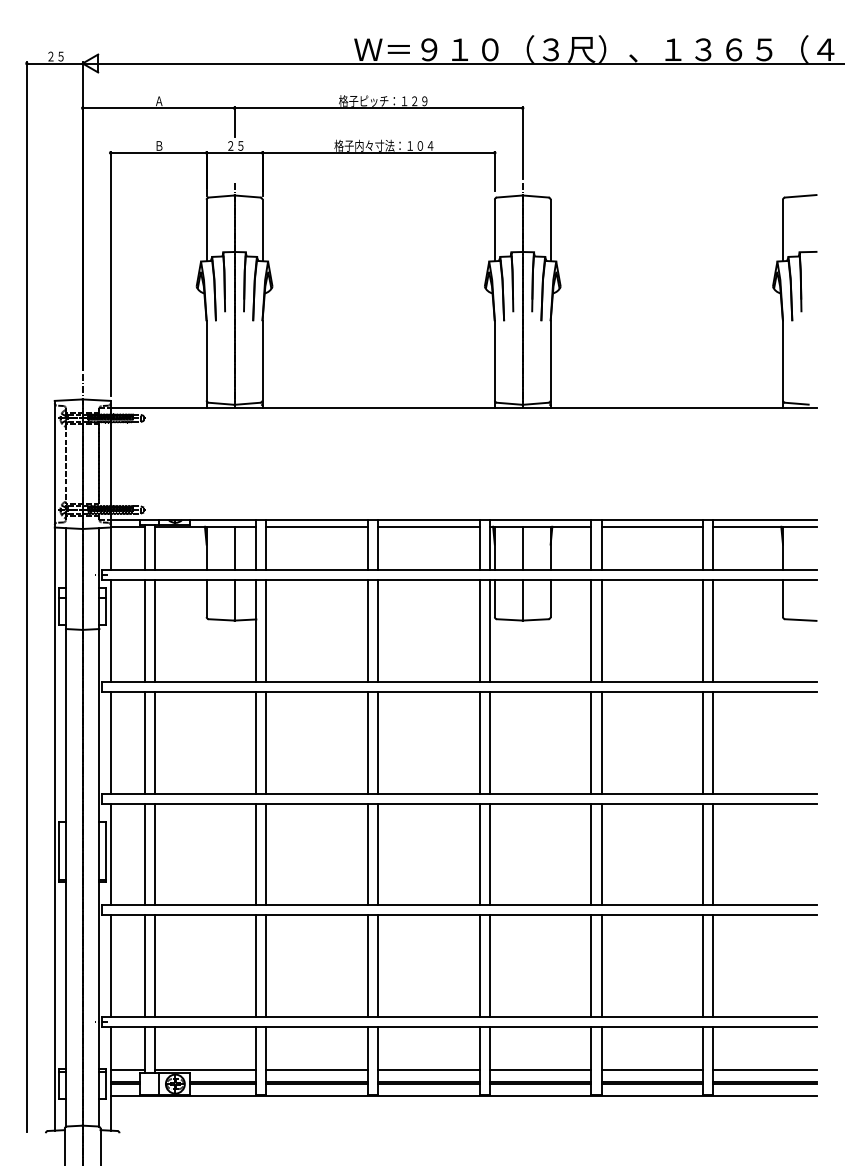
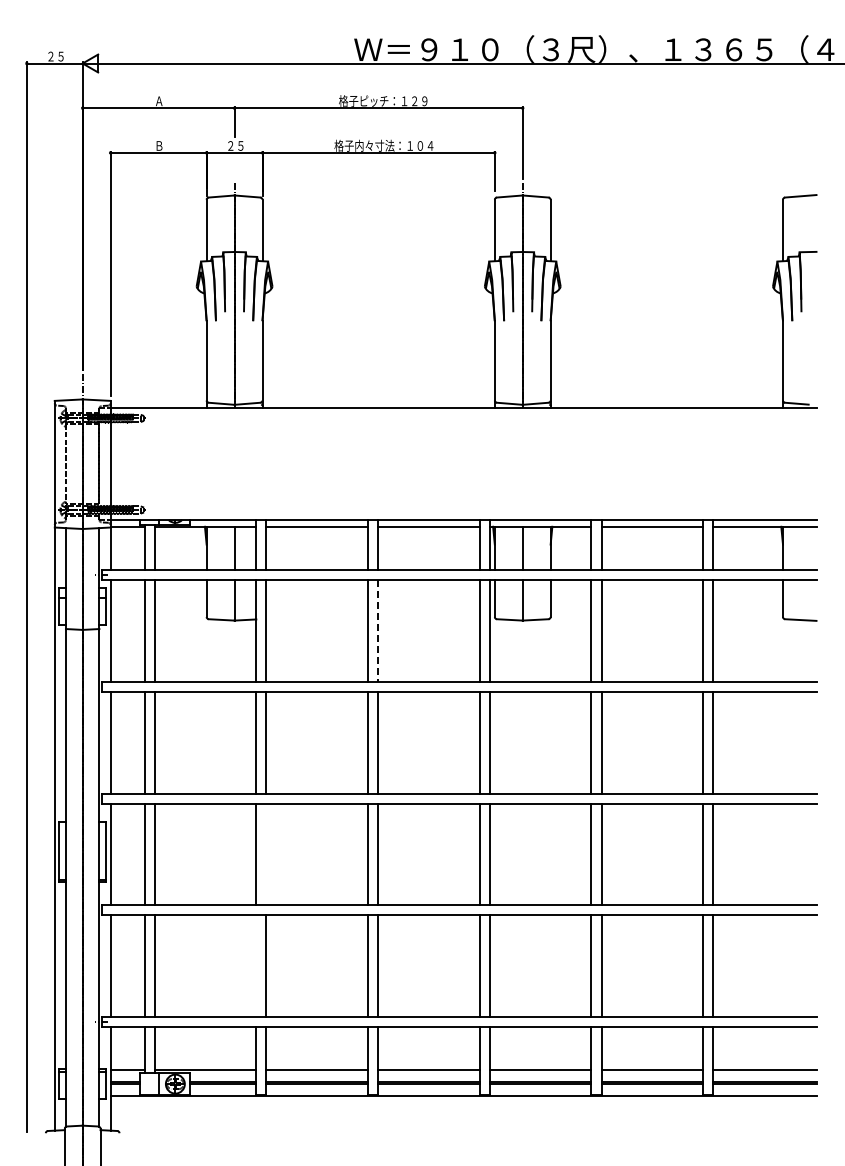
line: solid -> dashed (378, 631)
line: present -> none (266, 854)
line: present -> none (256, 966)
